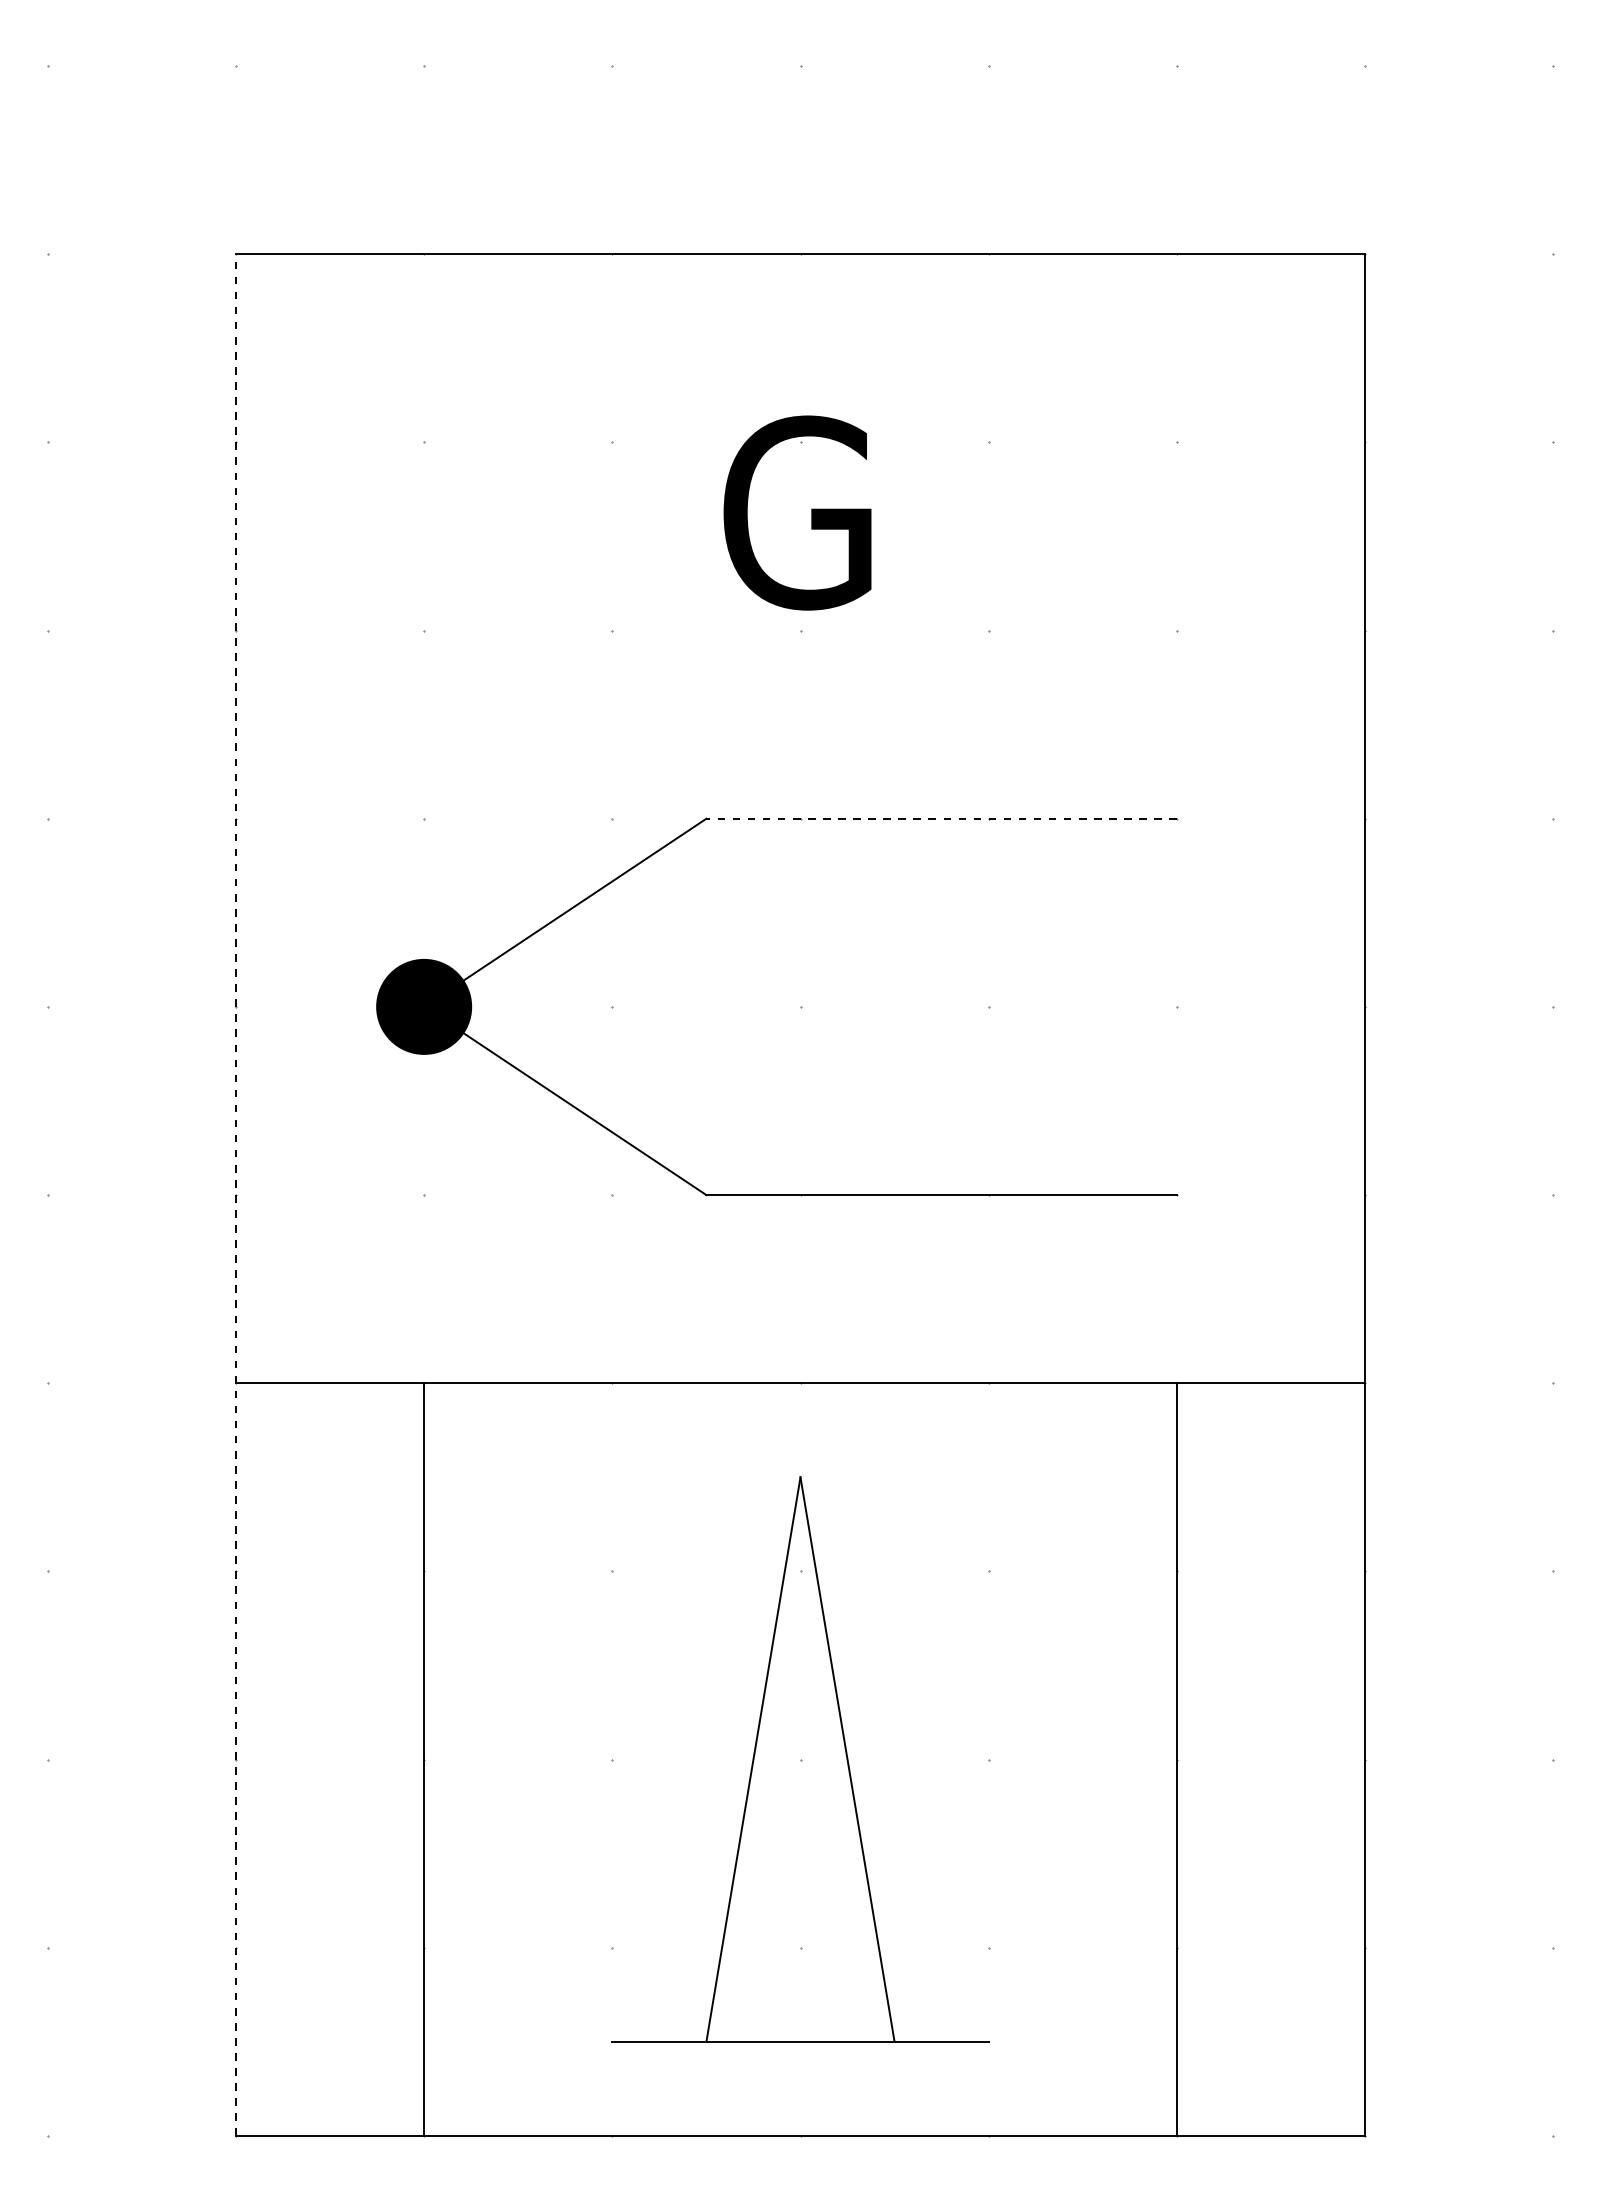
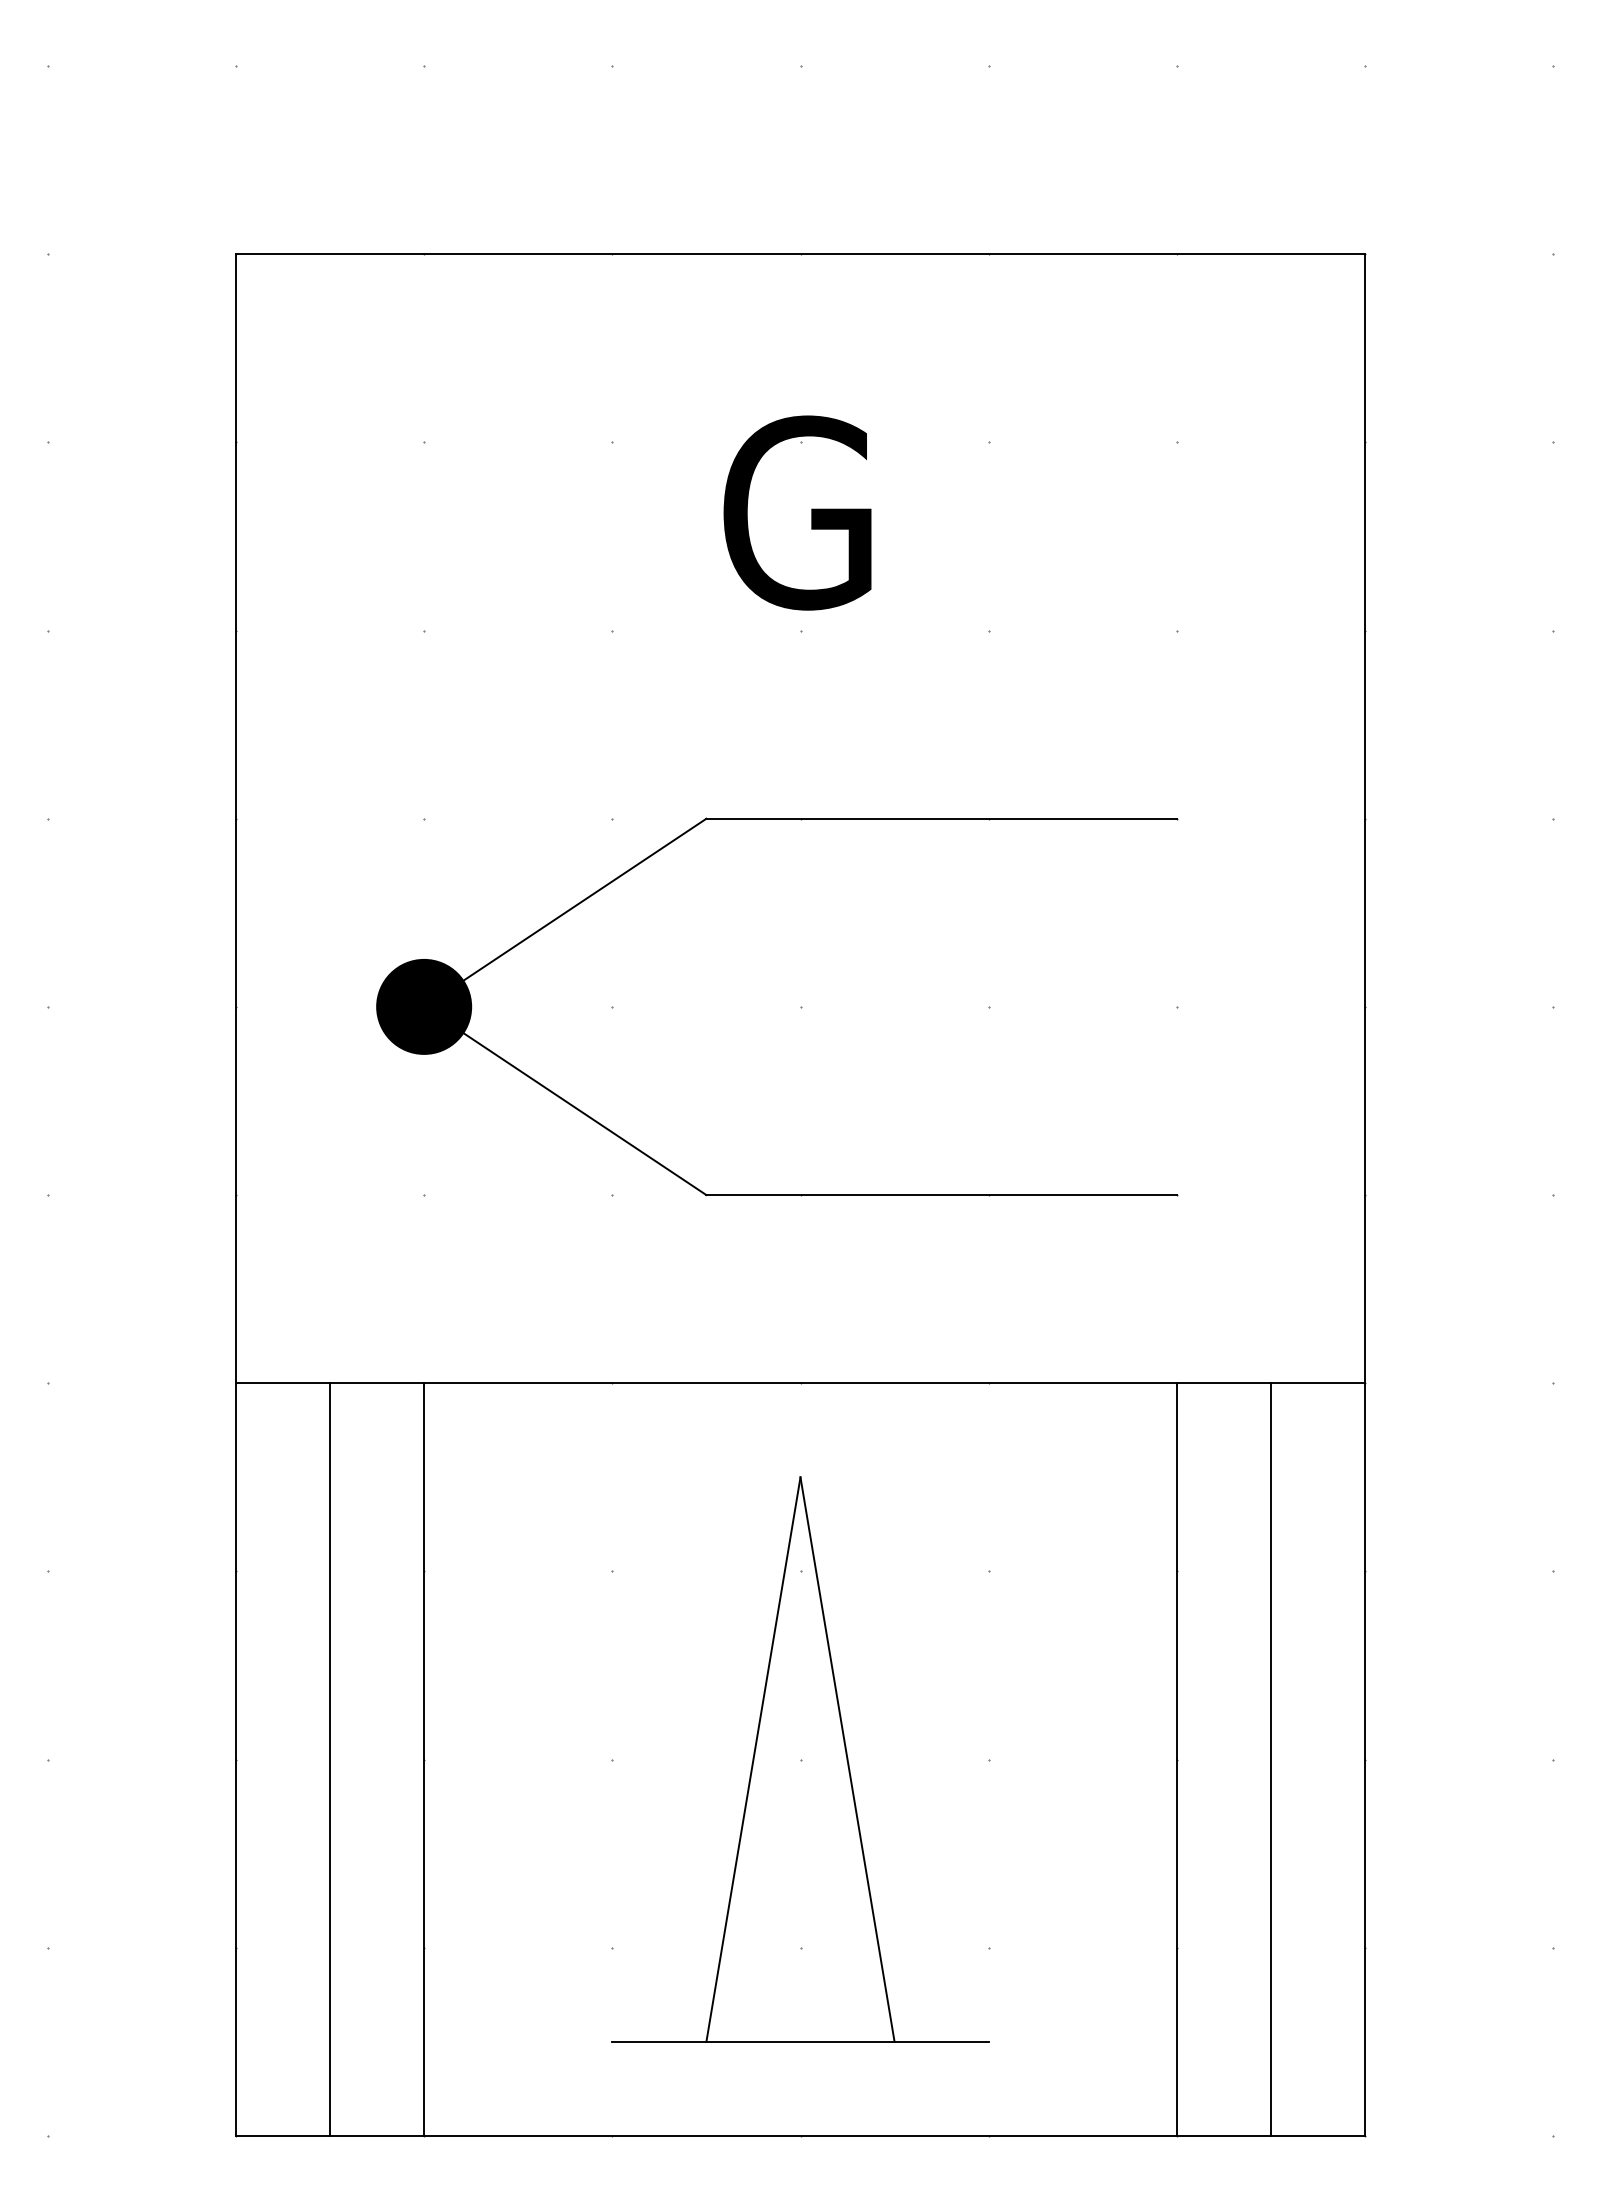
line: dashed -> solid (941, 818)
line: dashed -> solid (235, 1195)
line: none -> present (330, 1759)
line: none -> present (1270, 1759)
